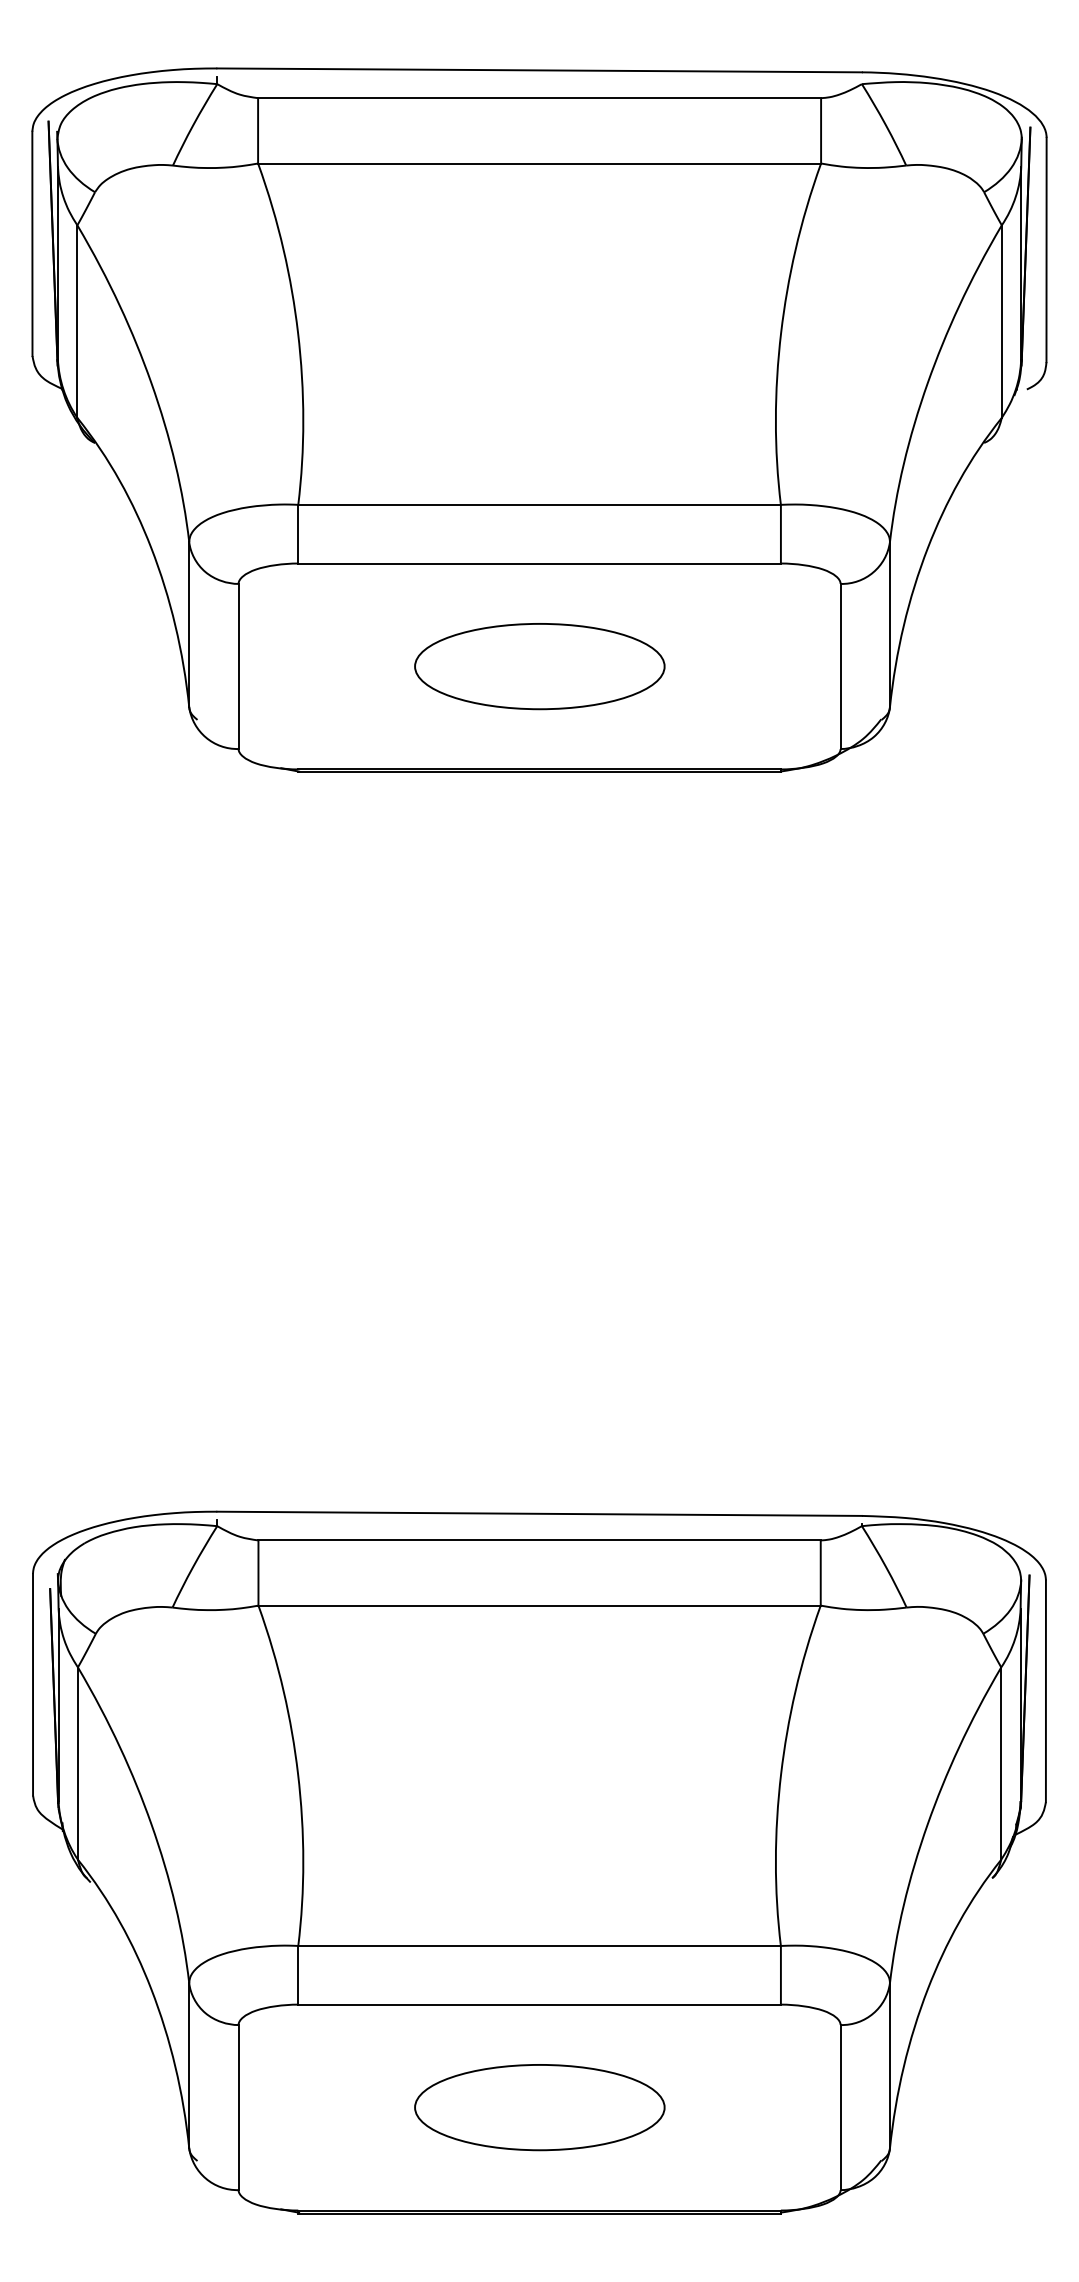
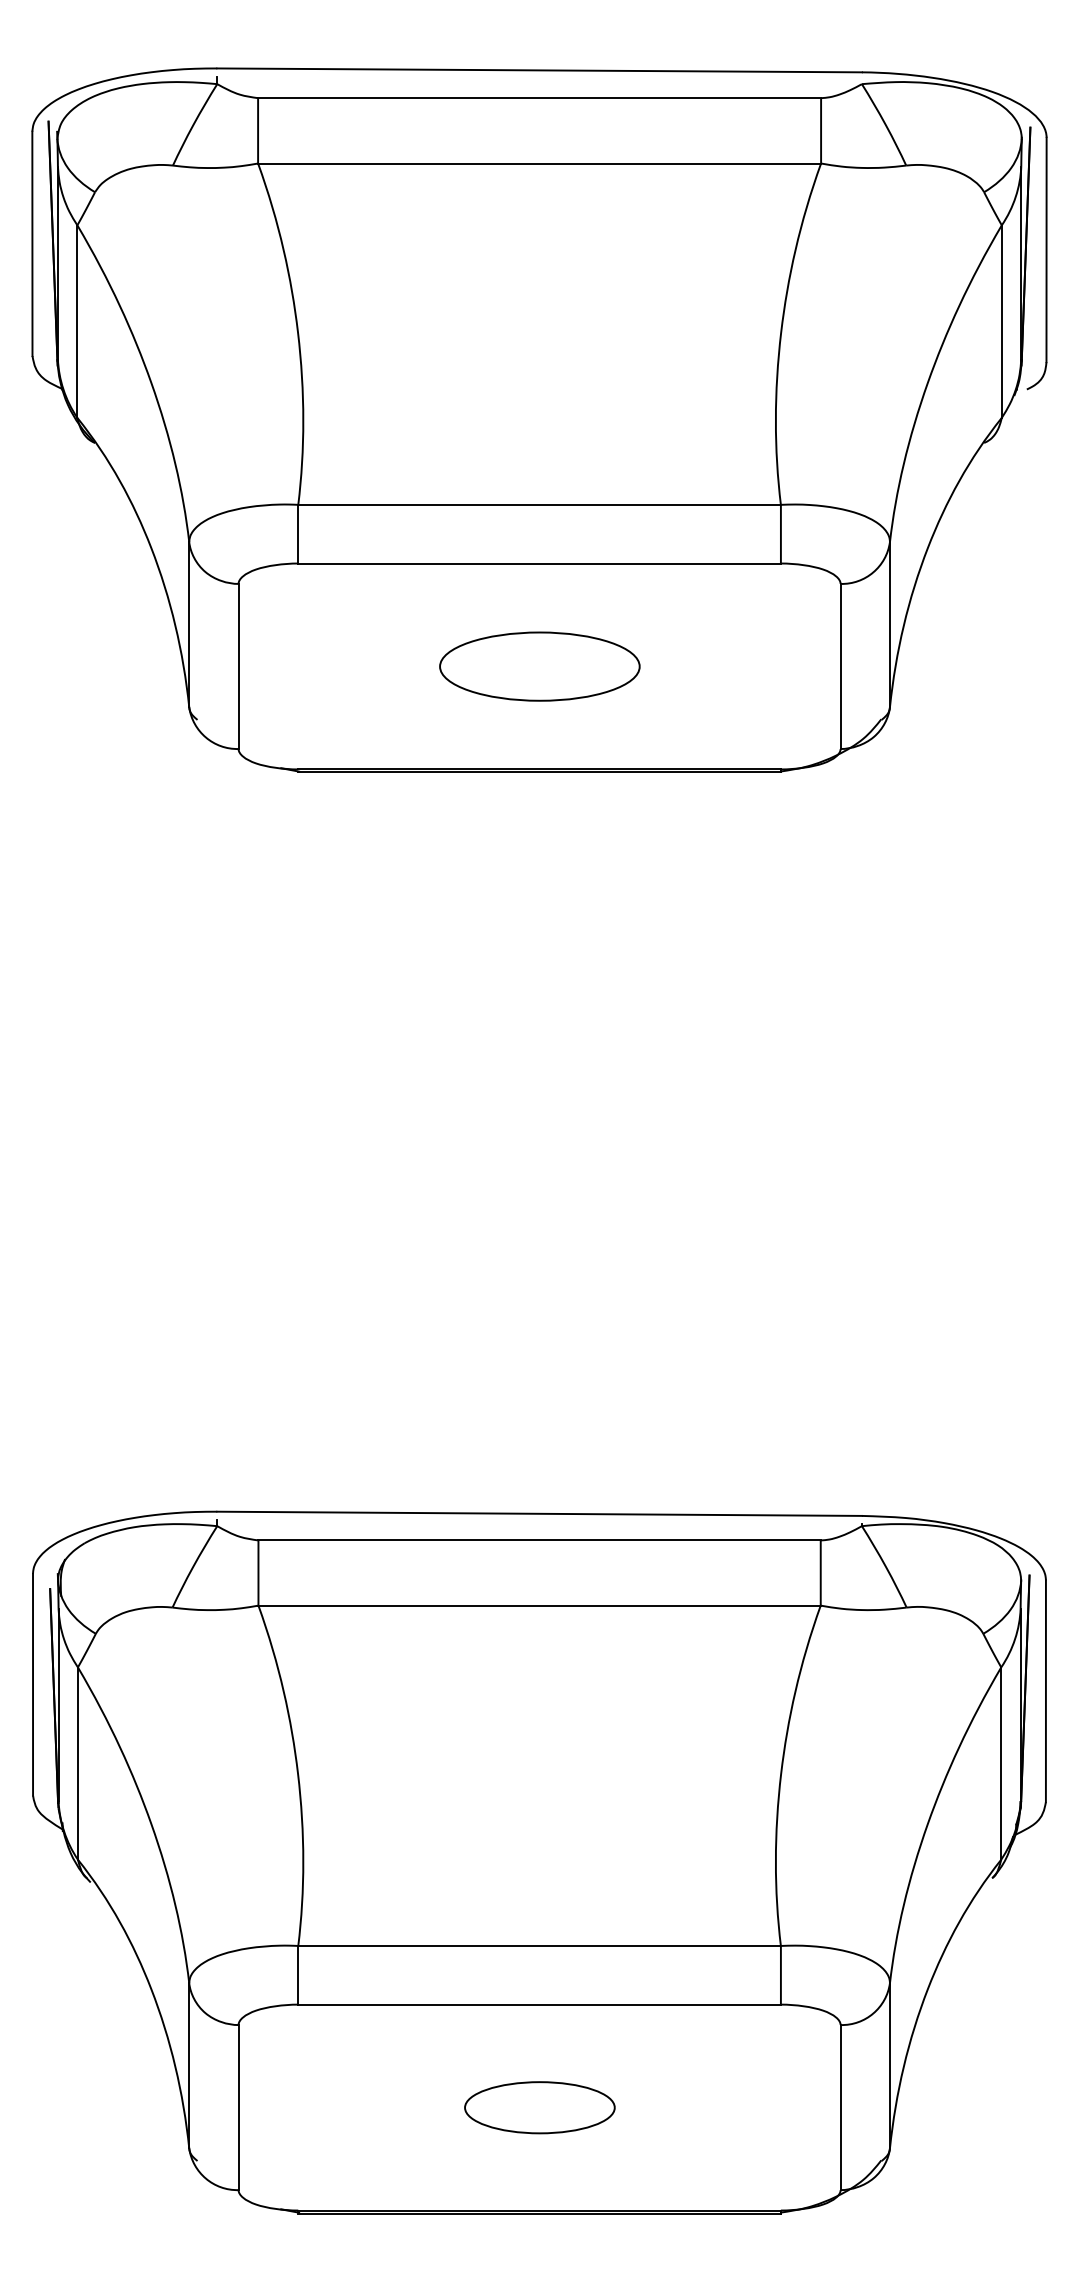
part size: 252x88 px -> 202x71 px (539, 666)
part size: 252x88 px -> 152x54 px (539, 2107)
